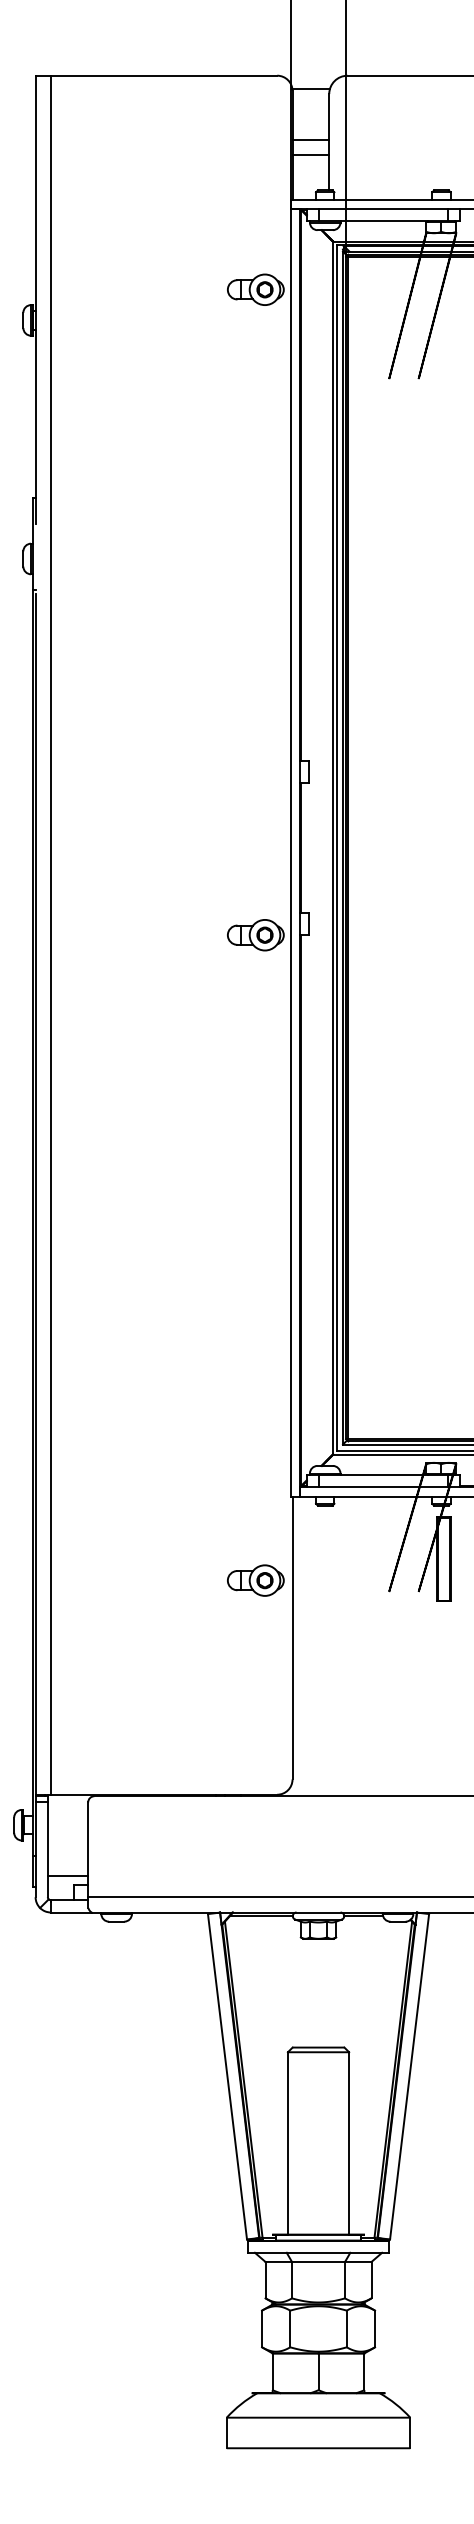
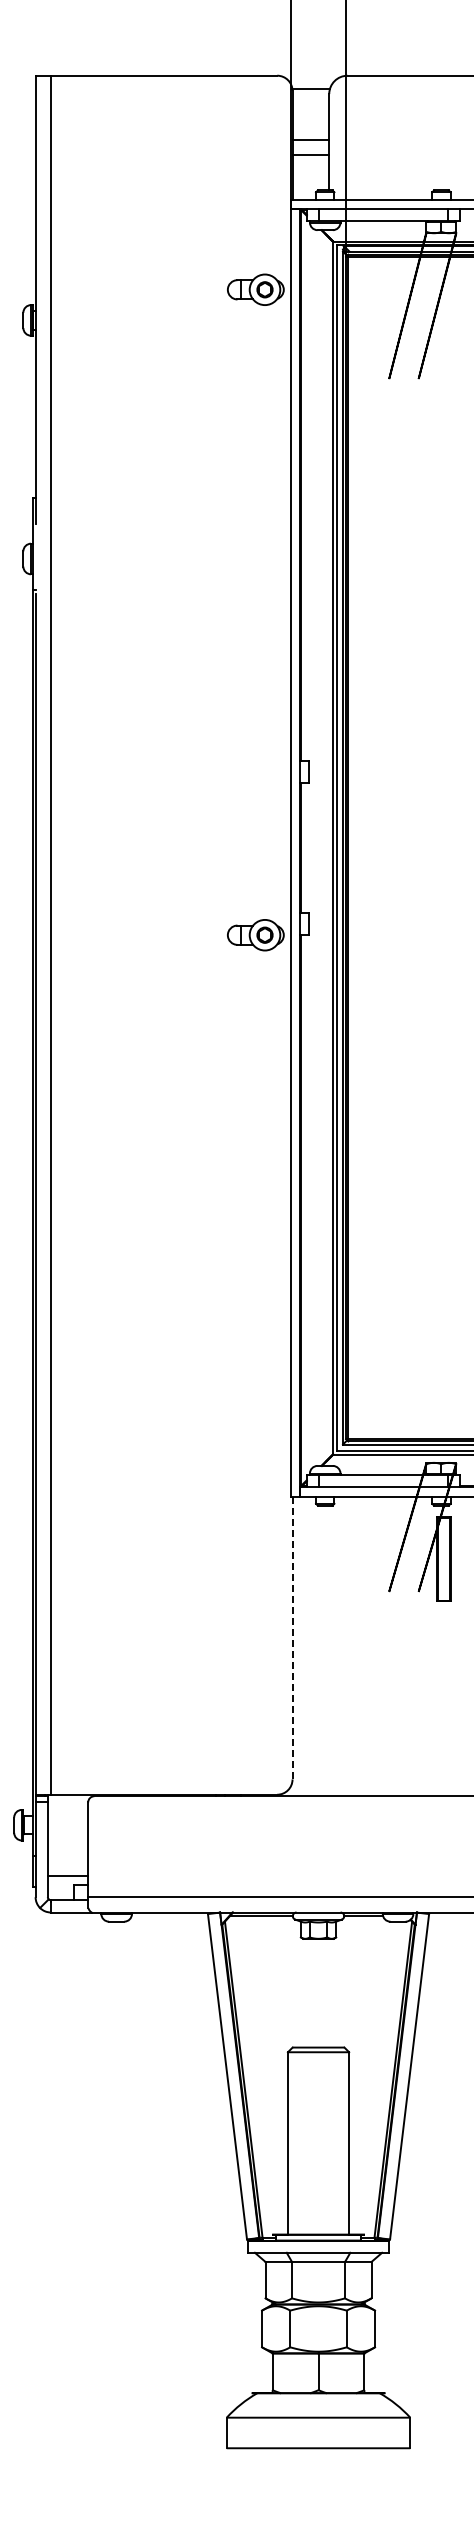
part: present -> none (255, 1580)
line: solid -> dashed (292, 1638)
